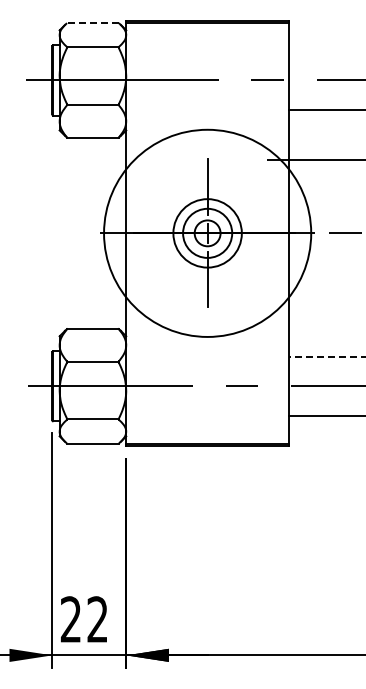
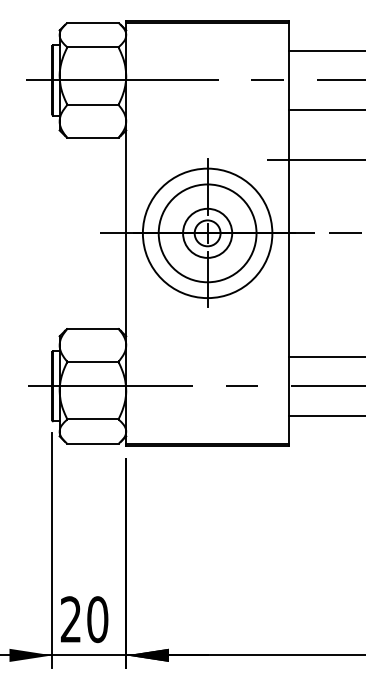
line: dashed -> solid (92, 22)
line: none -> present (325, 50)
circle diameter: 207 px -> 129 px (207, 233)
circle diameter: 68 px -> 98 px (207, 233)
line: dashed -> solid (326, 356)
text: 22 -> 20 (97, 619)
